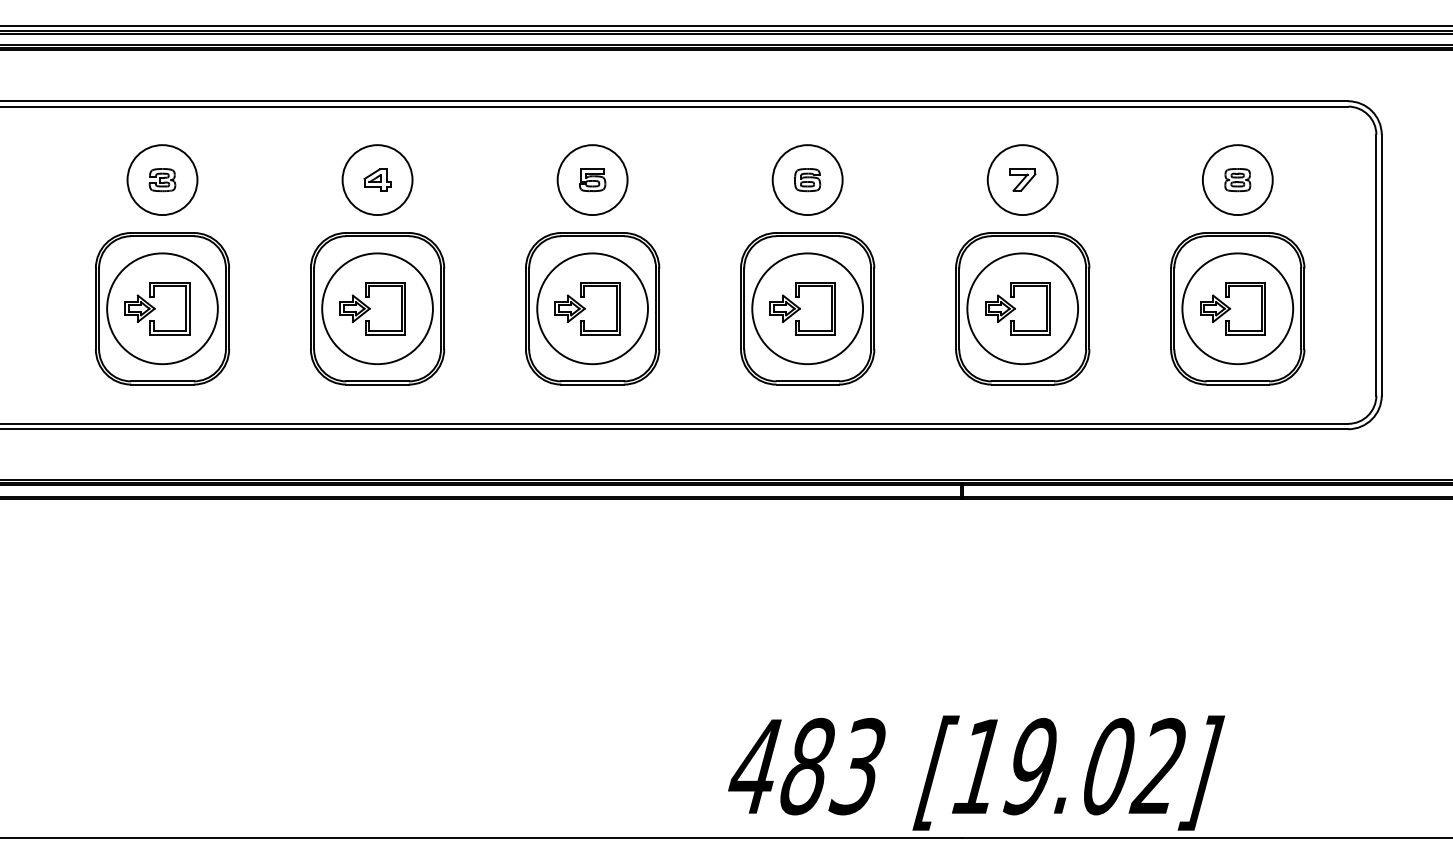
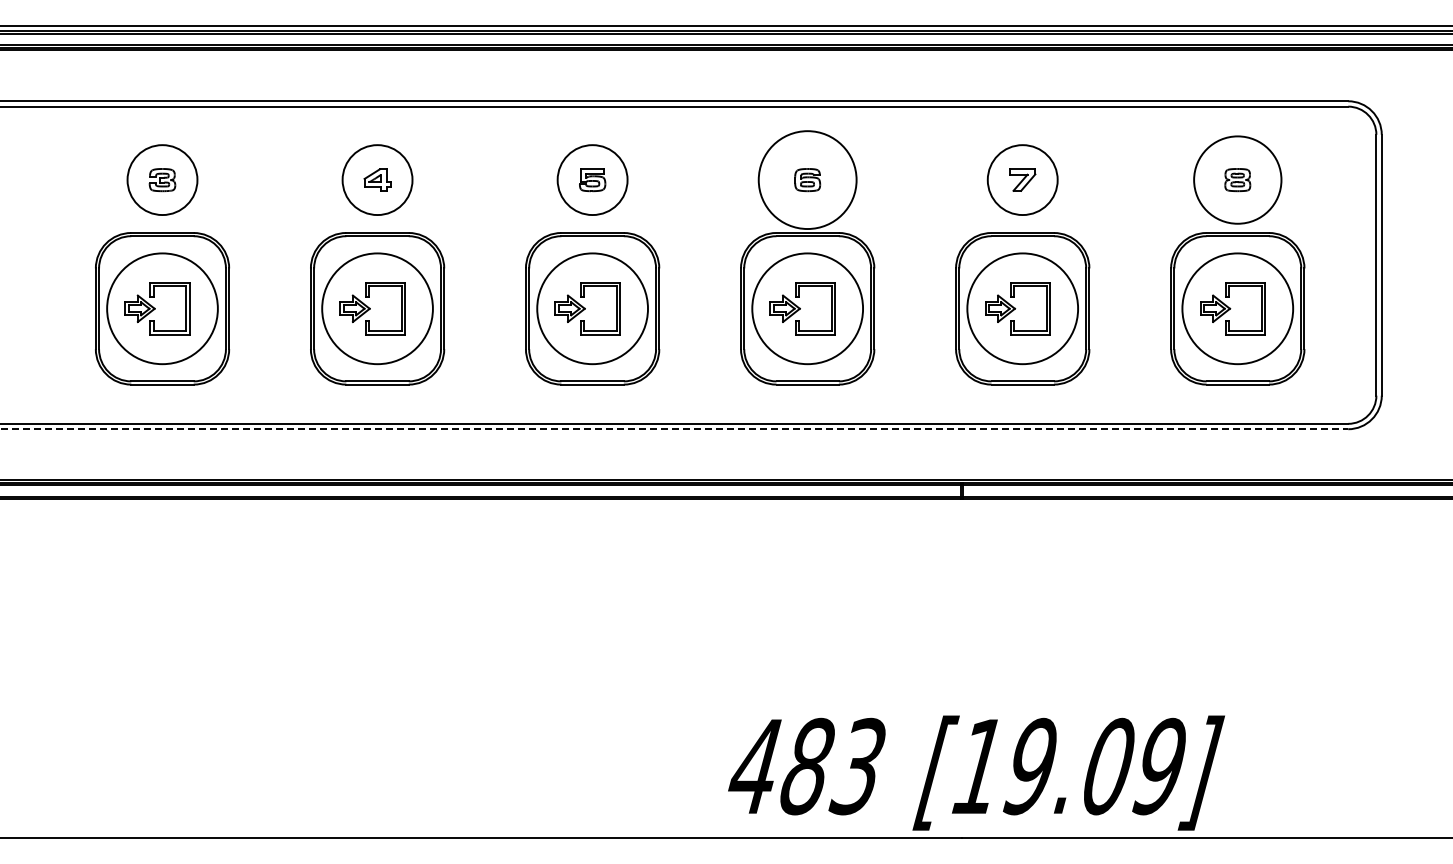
circle diameter: 70 px -> 98 px (807, 180)
circle diameter: 70 px -> 87 px (1237, 179)
line: solid -> dashed (674, 429)
text: [19.02] -> [19.09] (1156, 766)
